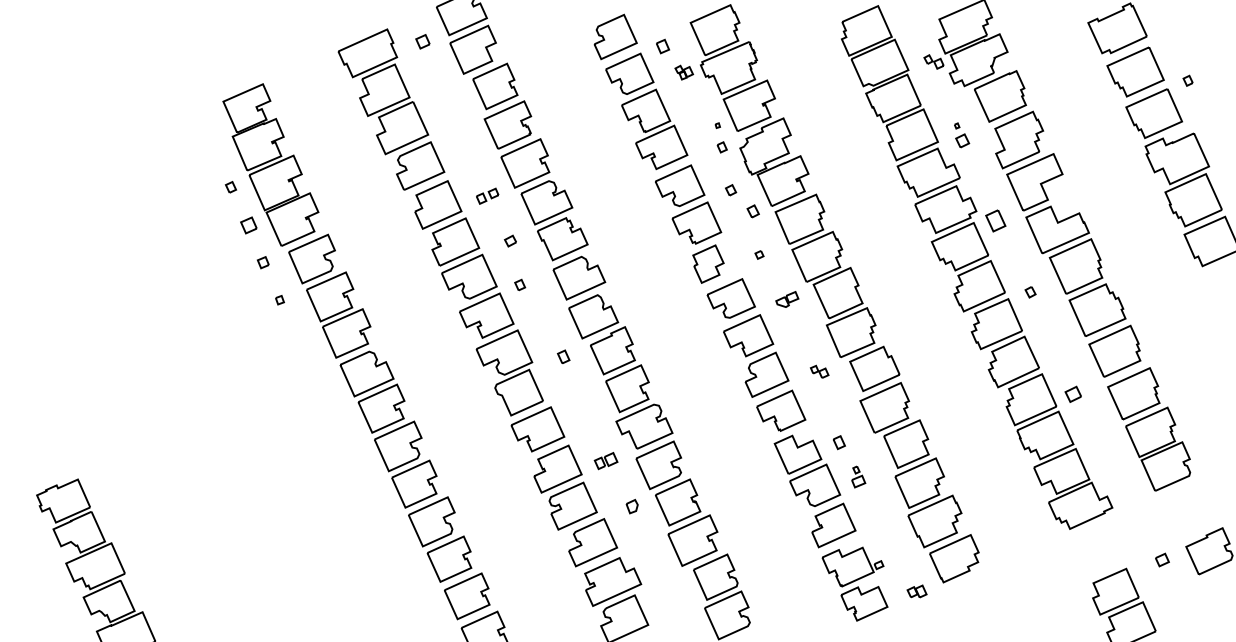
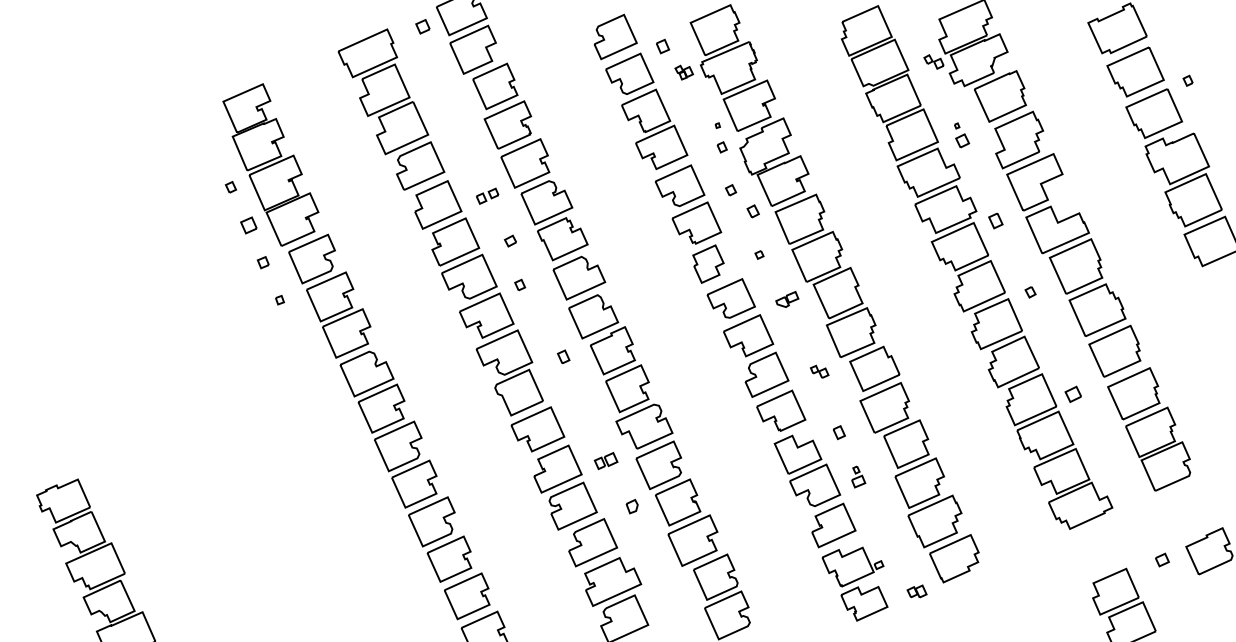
part position: (422, 41) -> (422, 26) (422, 26)
part size: 22x24 px -> 16x18 px (995, 220)
part position: (839, 442) -> (839, 432) (839, 432)
